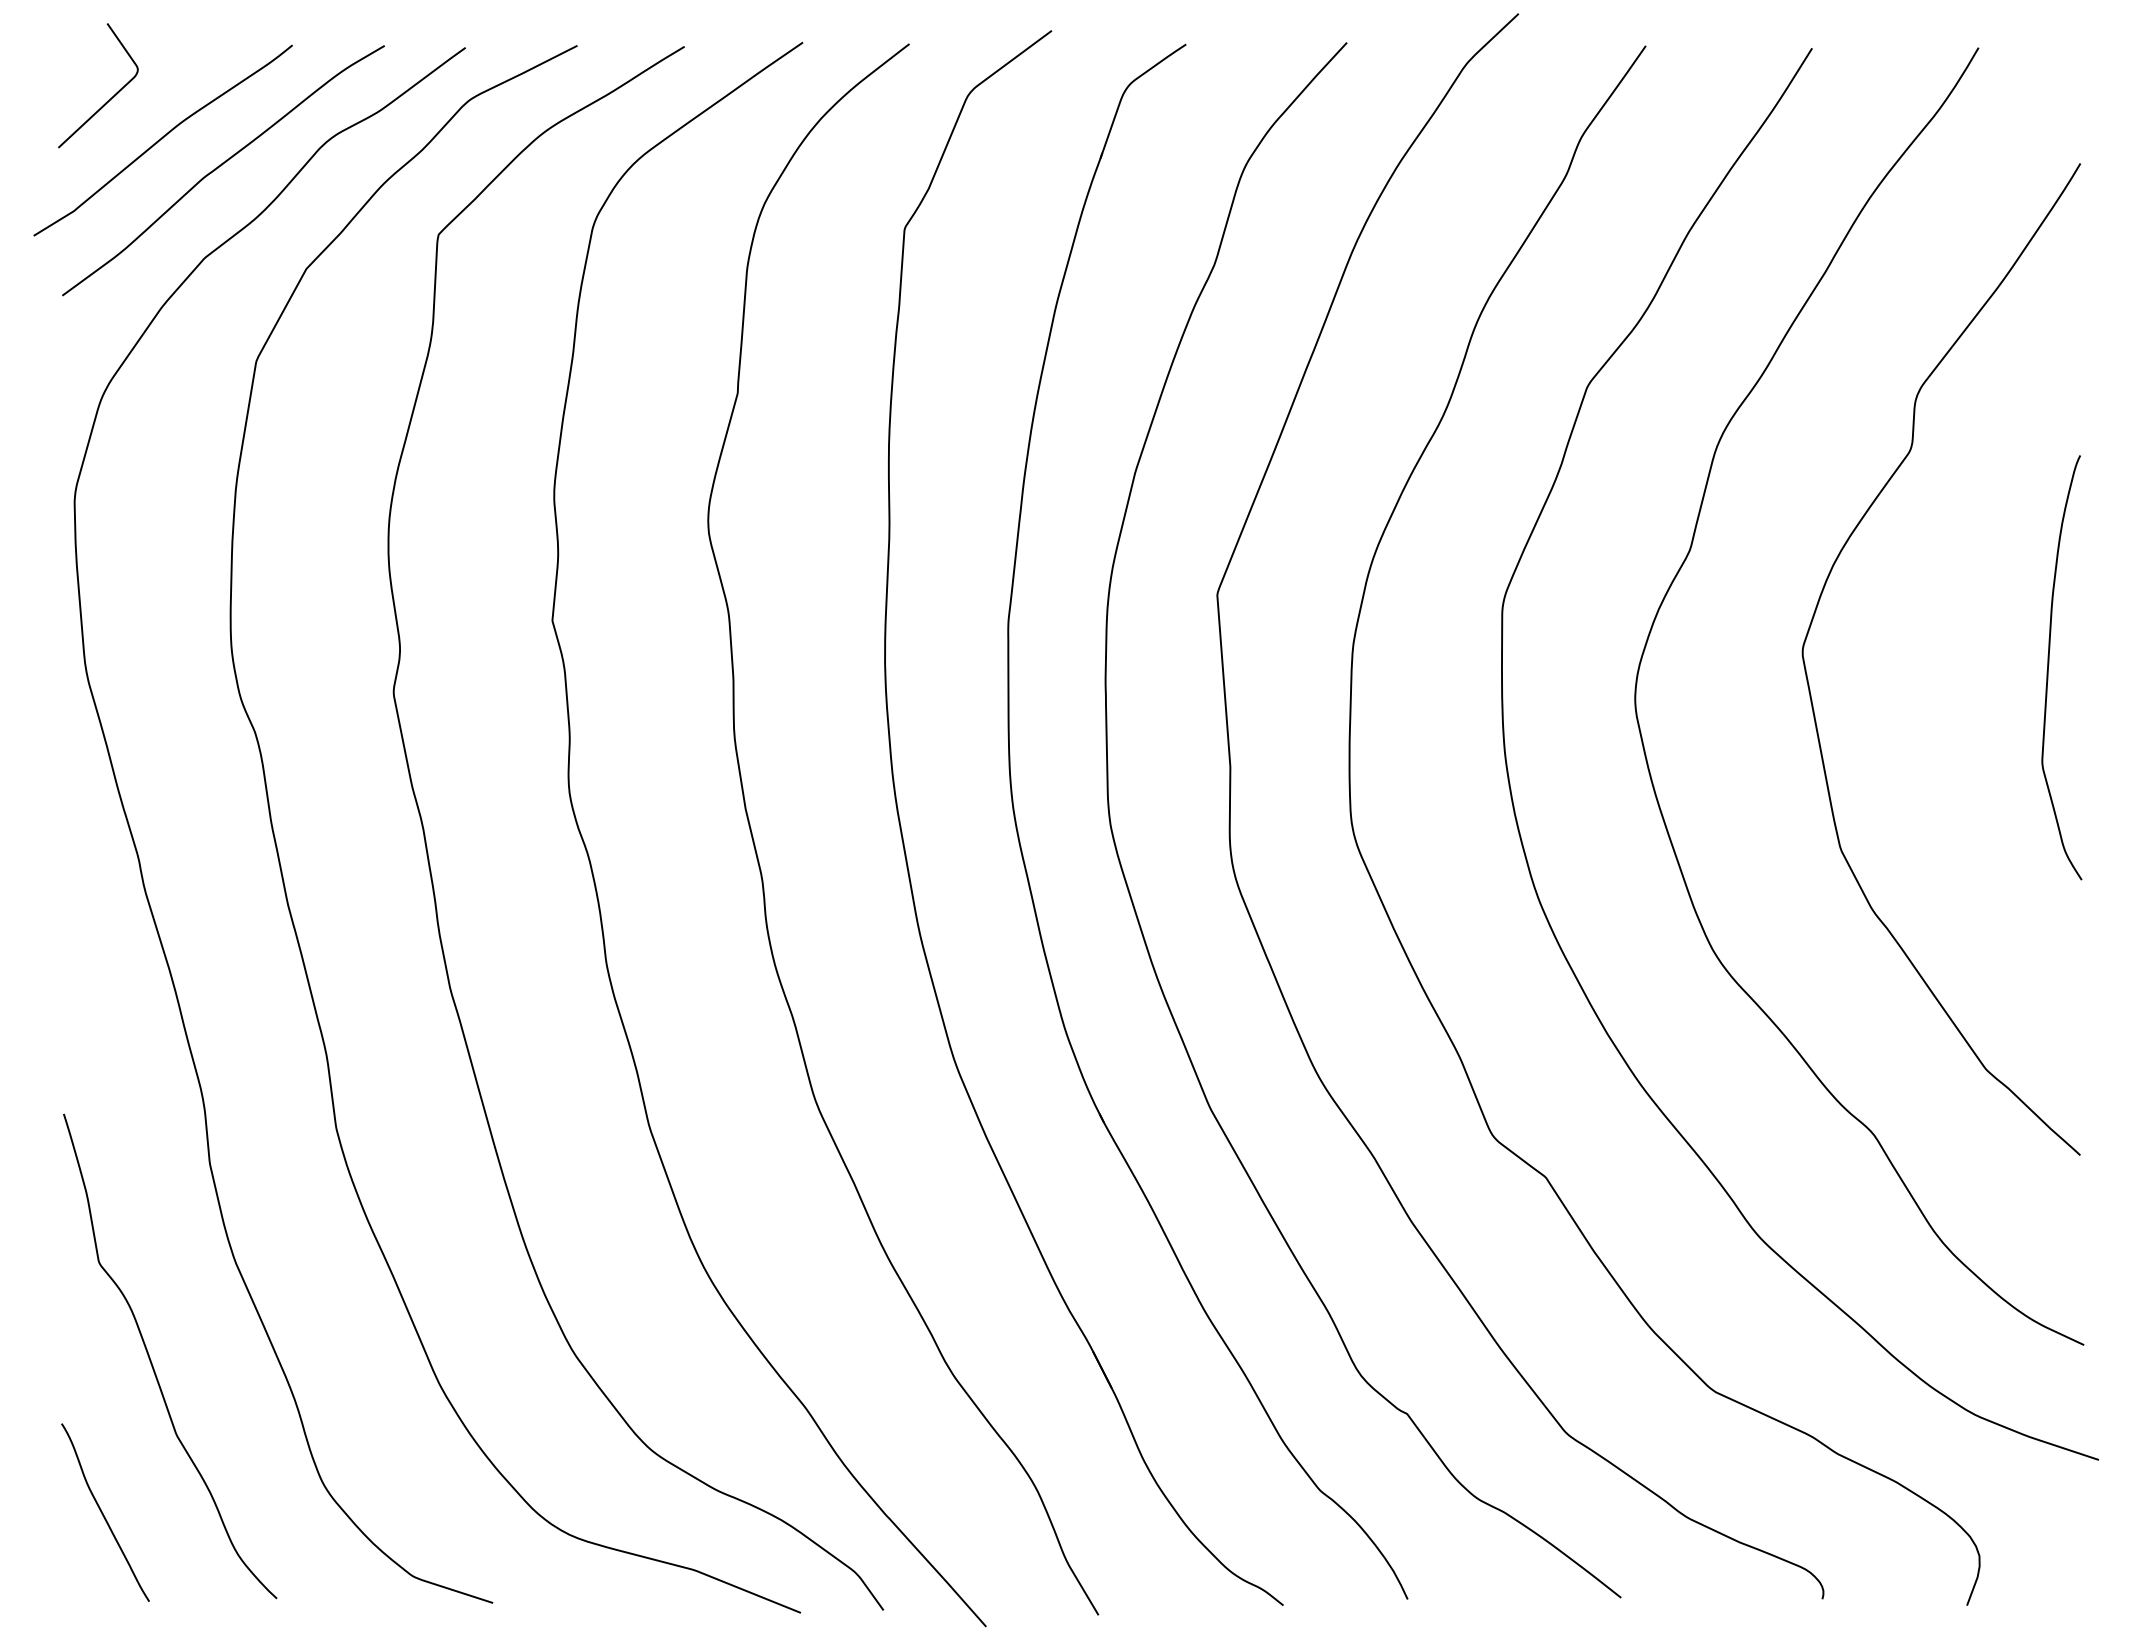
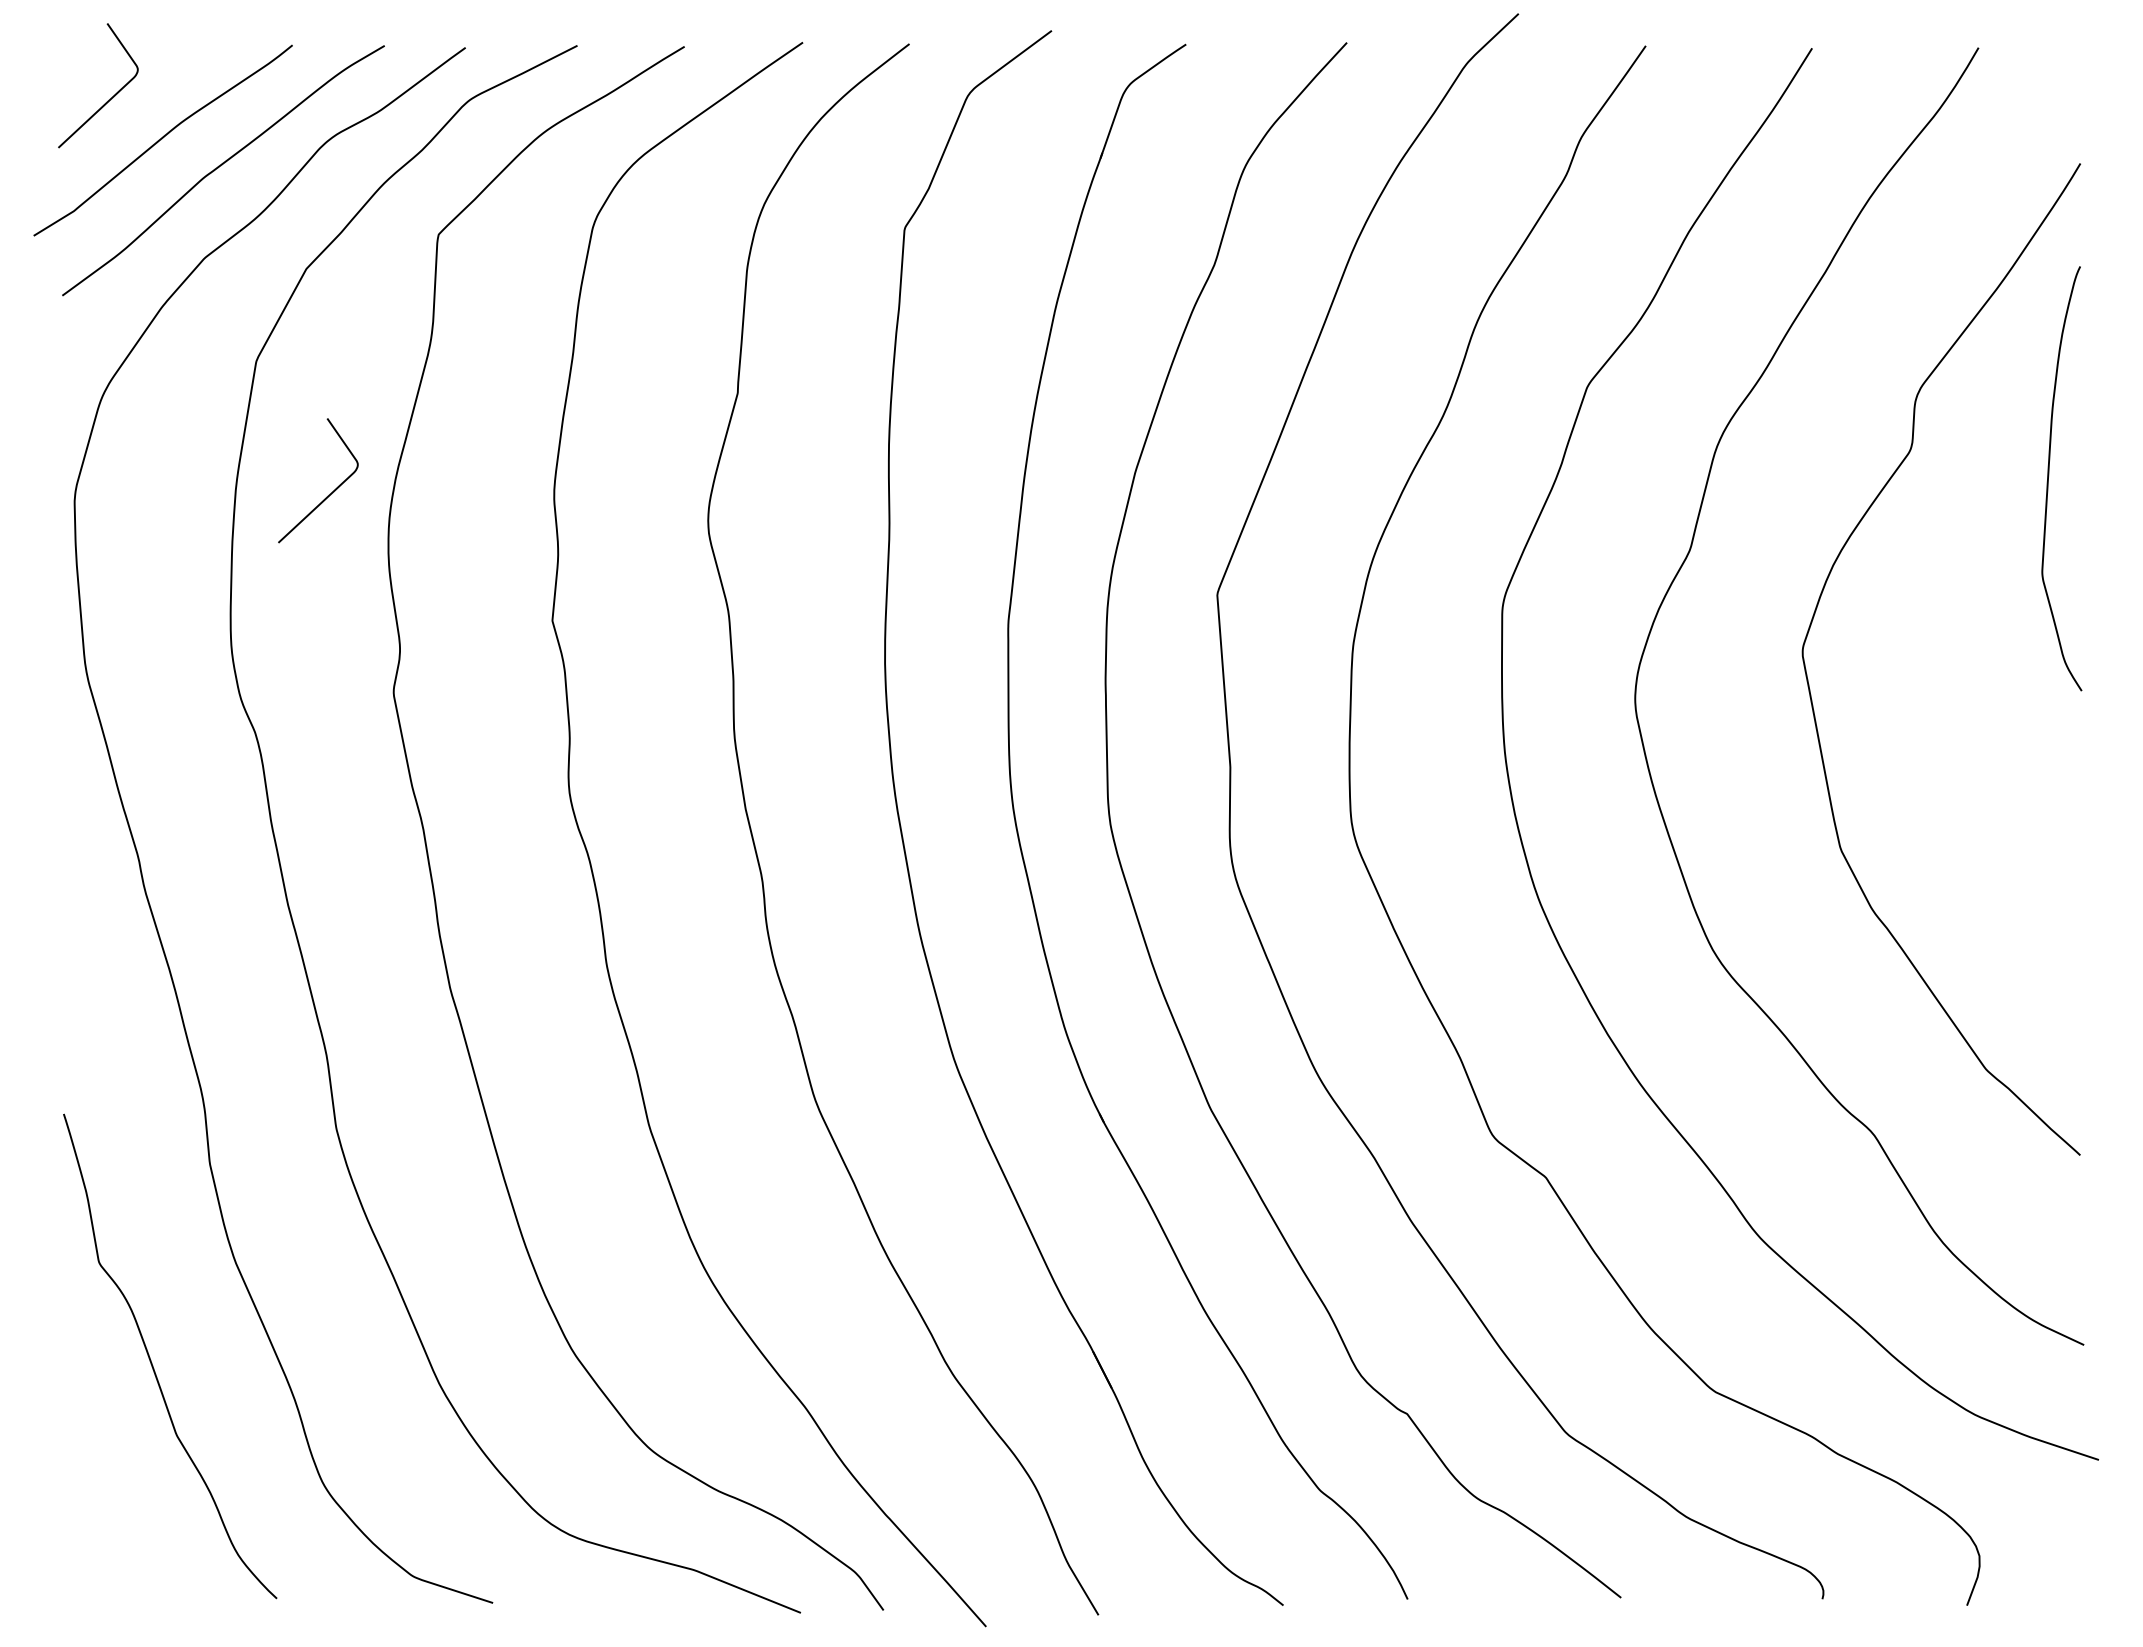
curve: none -> present (327, 495)
curve position: (2049, 665) -> (2049, 476) (2049, 476)
curve: present -> none (103, 1513)
